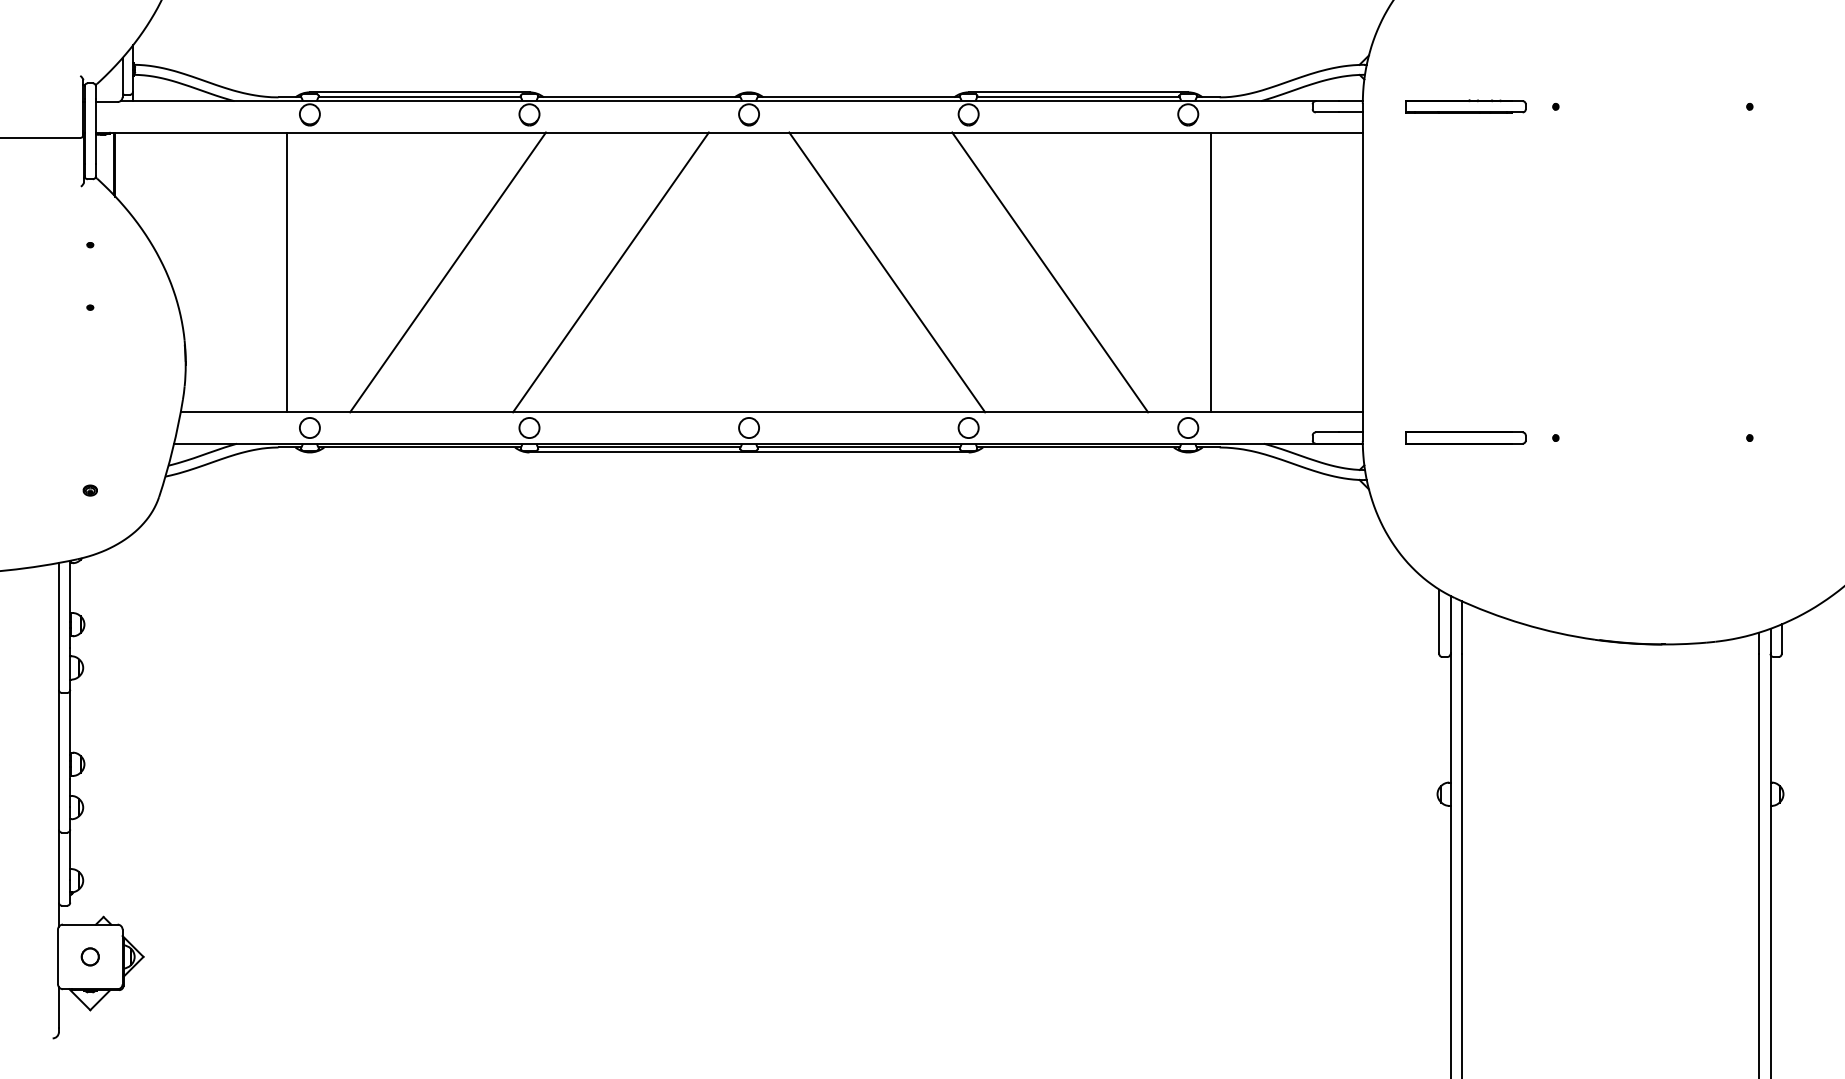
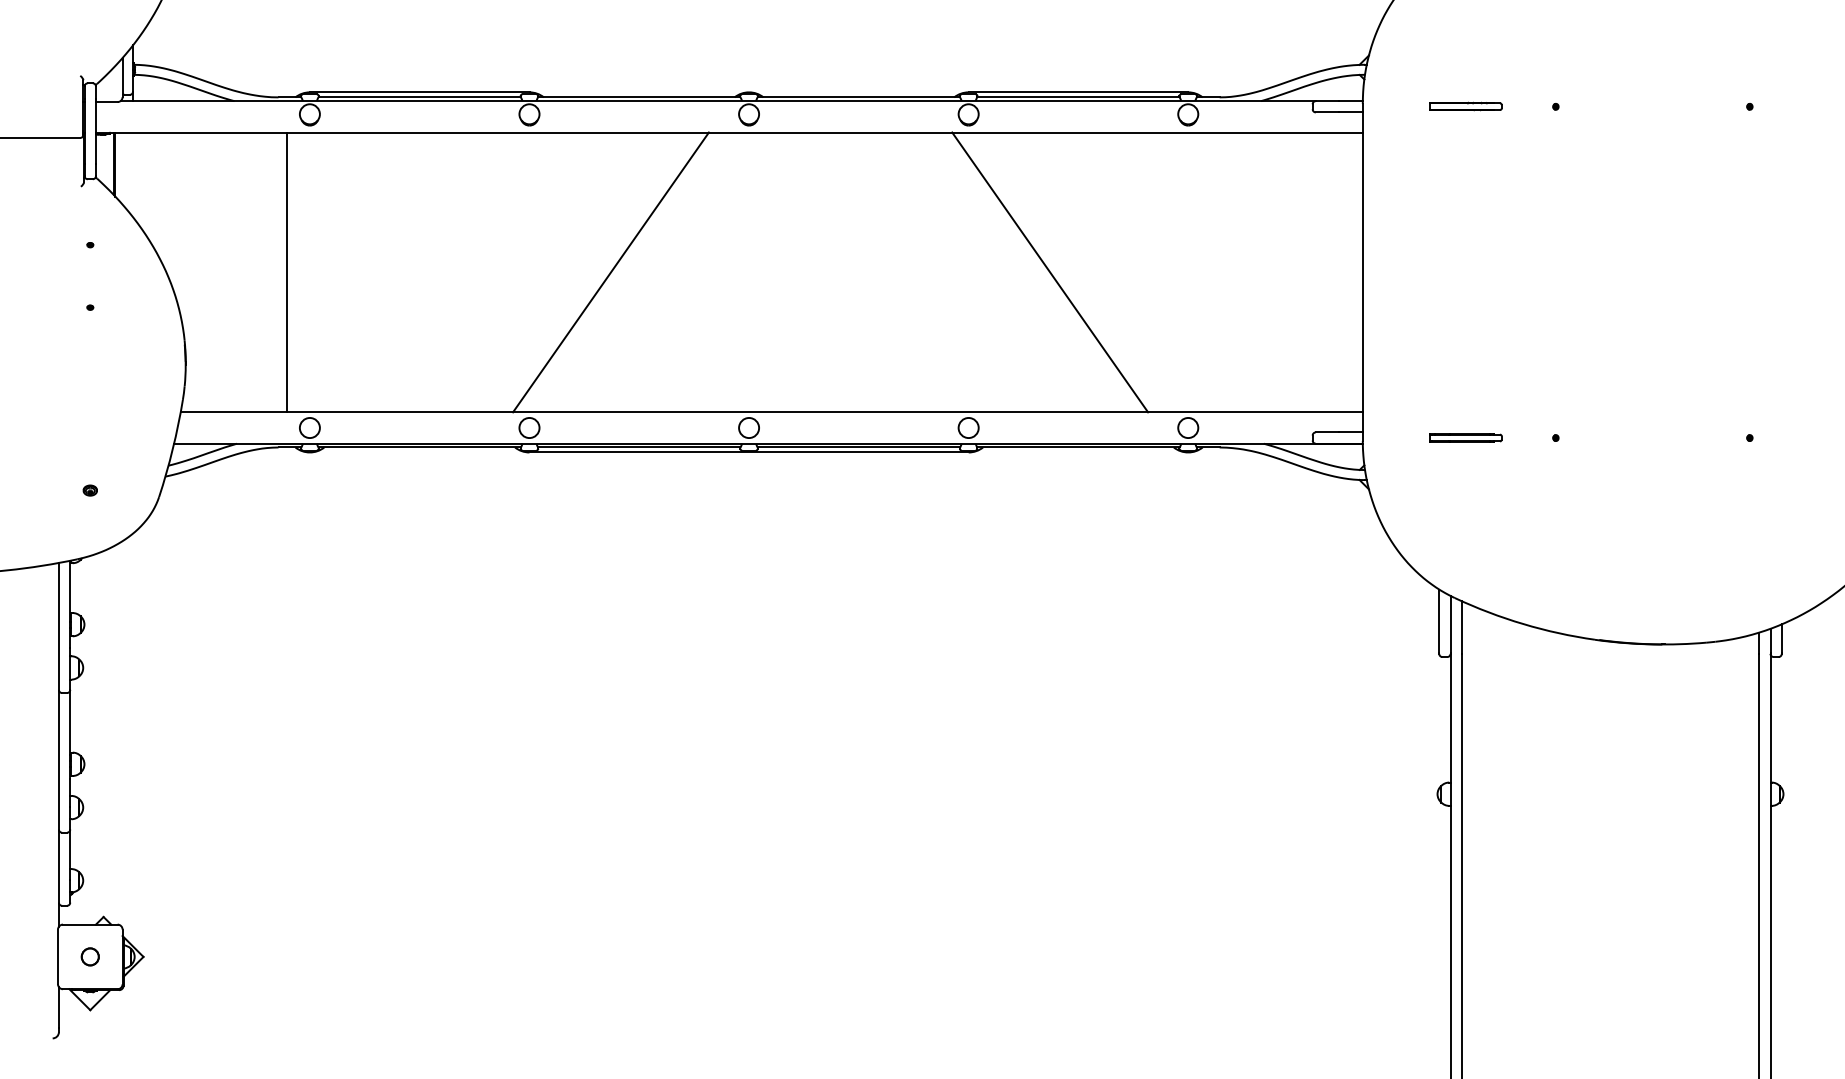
part size: 122x15 px -> 74x11 px (1465, 106)
line: present -> none (448, 272)
line: present -> none (887, 272)
line: present -> none (1211, 272)
part size: 122x14 px -> 74x10 px (1465, 437)
